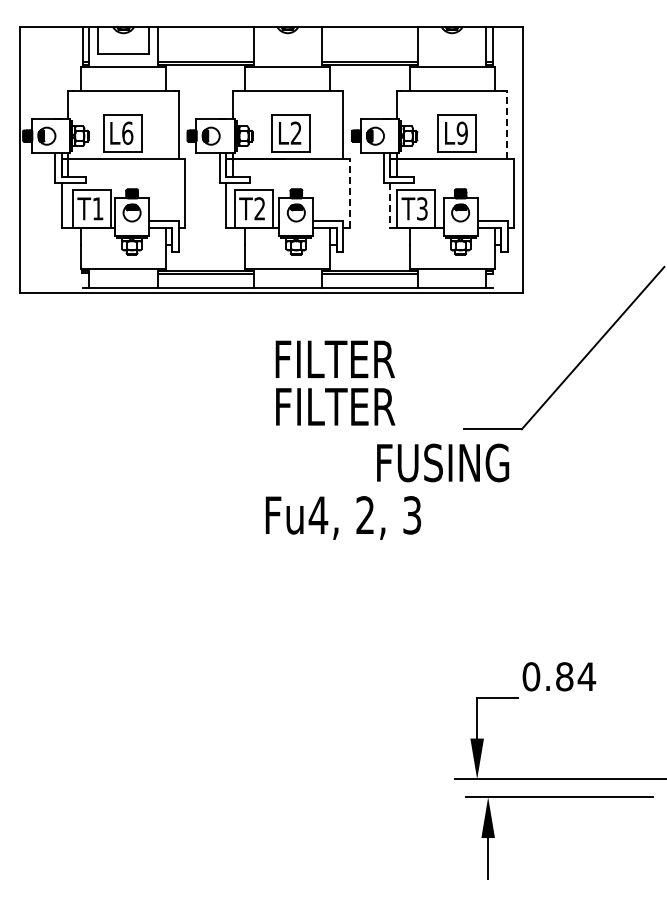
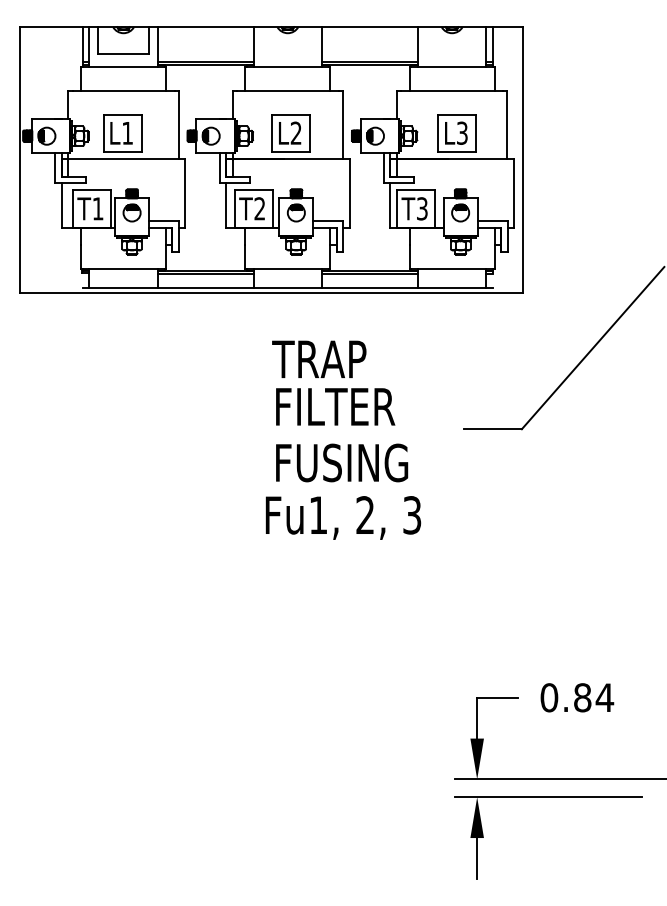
line: dashed -> solid (507, 124)
text: L6 -> L1 (127, 132)
text: L9 -> L3 (461, 132)
line: dashed -> solid (349, 193)
line: dashed -> solid (390, 206)
text: FILTER -> TRAP (333, 359)
text position: (443, 462) -> (342, 462) (342, 462)
text: Fu4, -> Fu1, (318, 514)
text position: (559, 676) -> (577, 697) (577, 697)
part position: (559, 797) -> (548, 797) (548, 797)
